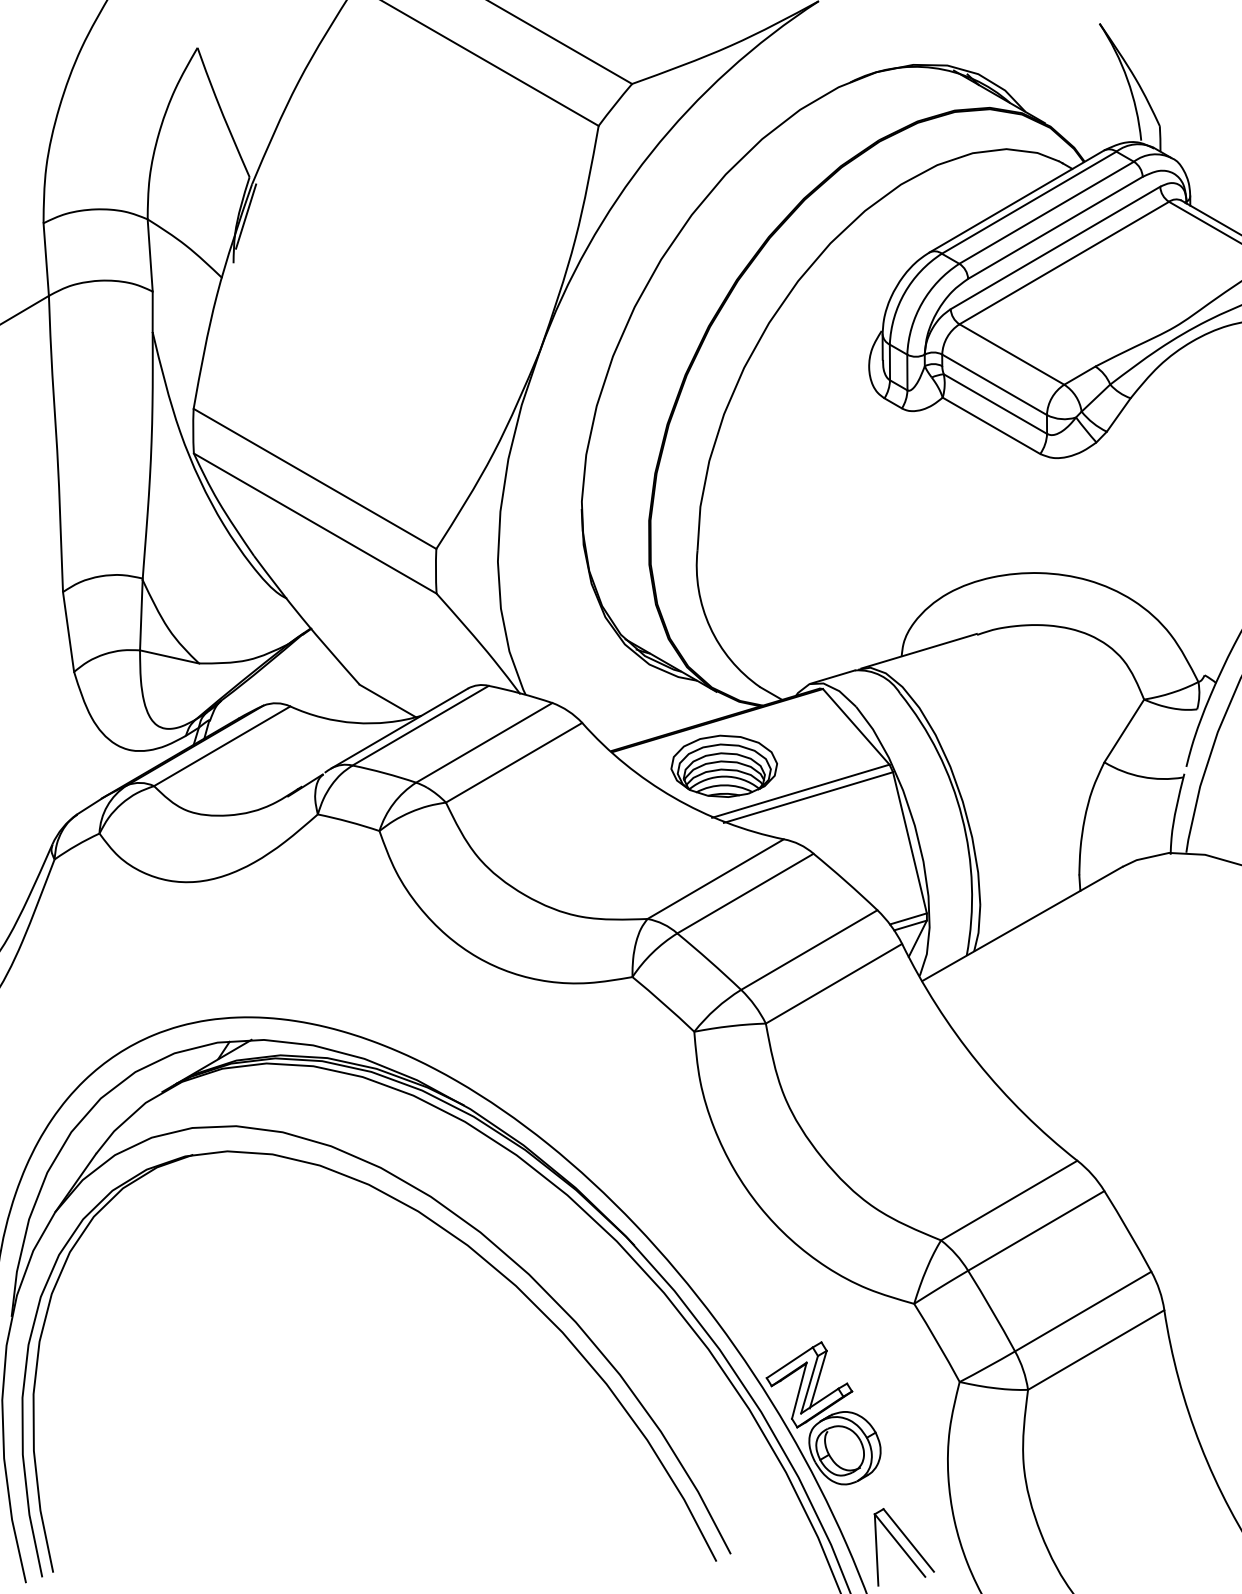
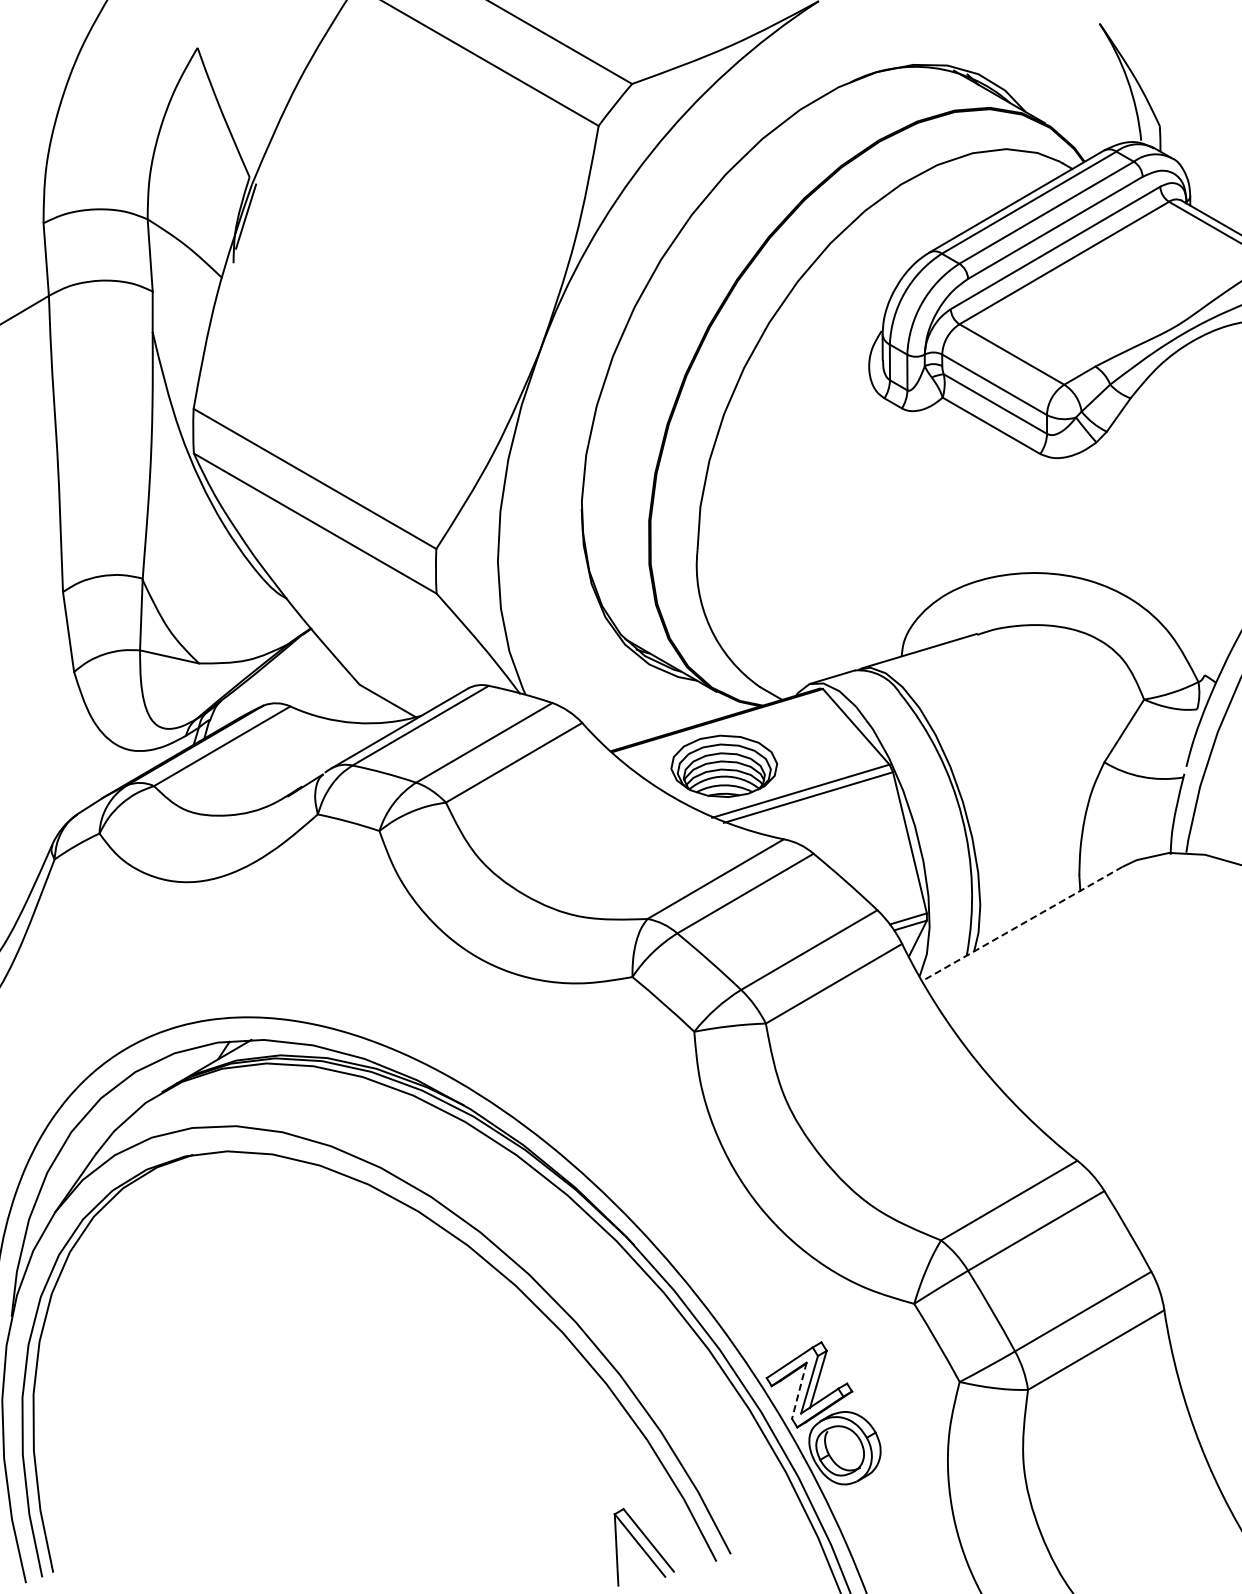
line: solid -> dashed (1021, 924)
line: solid -> dashed (799, 1391)
part position: (903, 1547) -> (643, 1547) (643, 1547)
